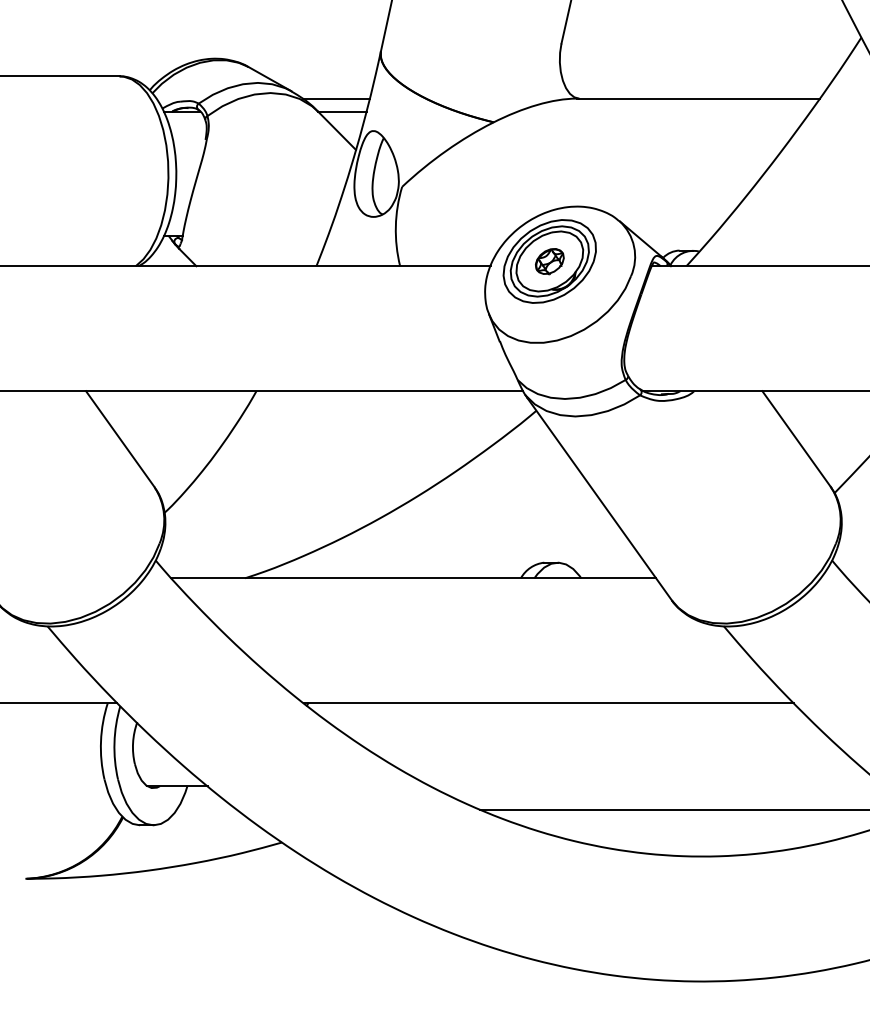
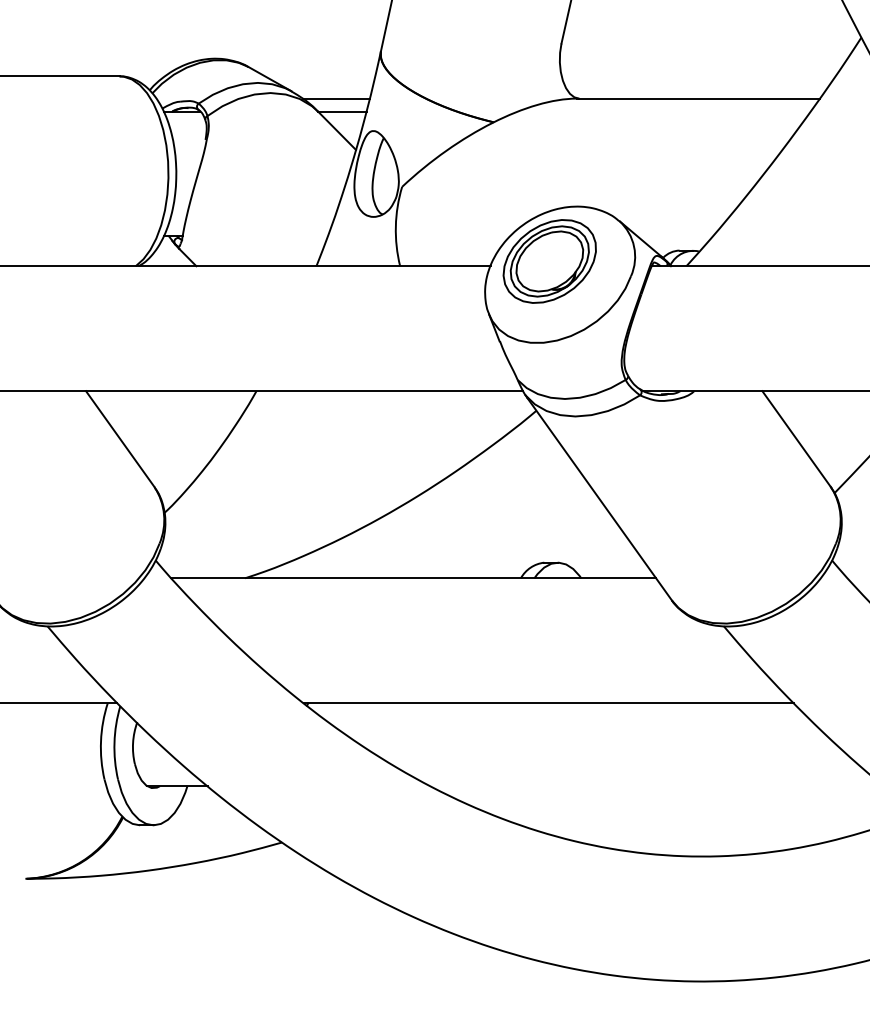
part: present -> none (549, 261)
line: present -> none (673, 809)
